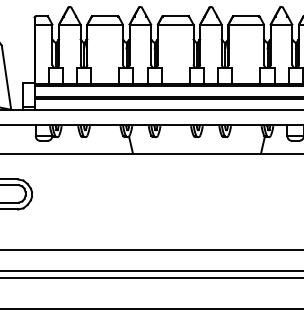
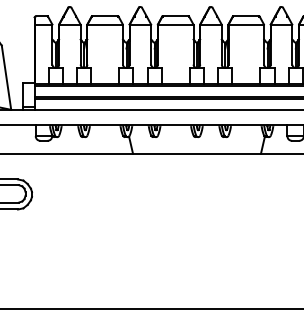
line: present -> none (151, 250)
line: present -> none (151, 271)
line: present -> none (151, 277)
